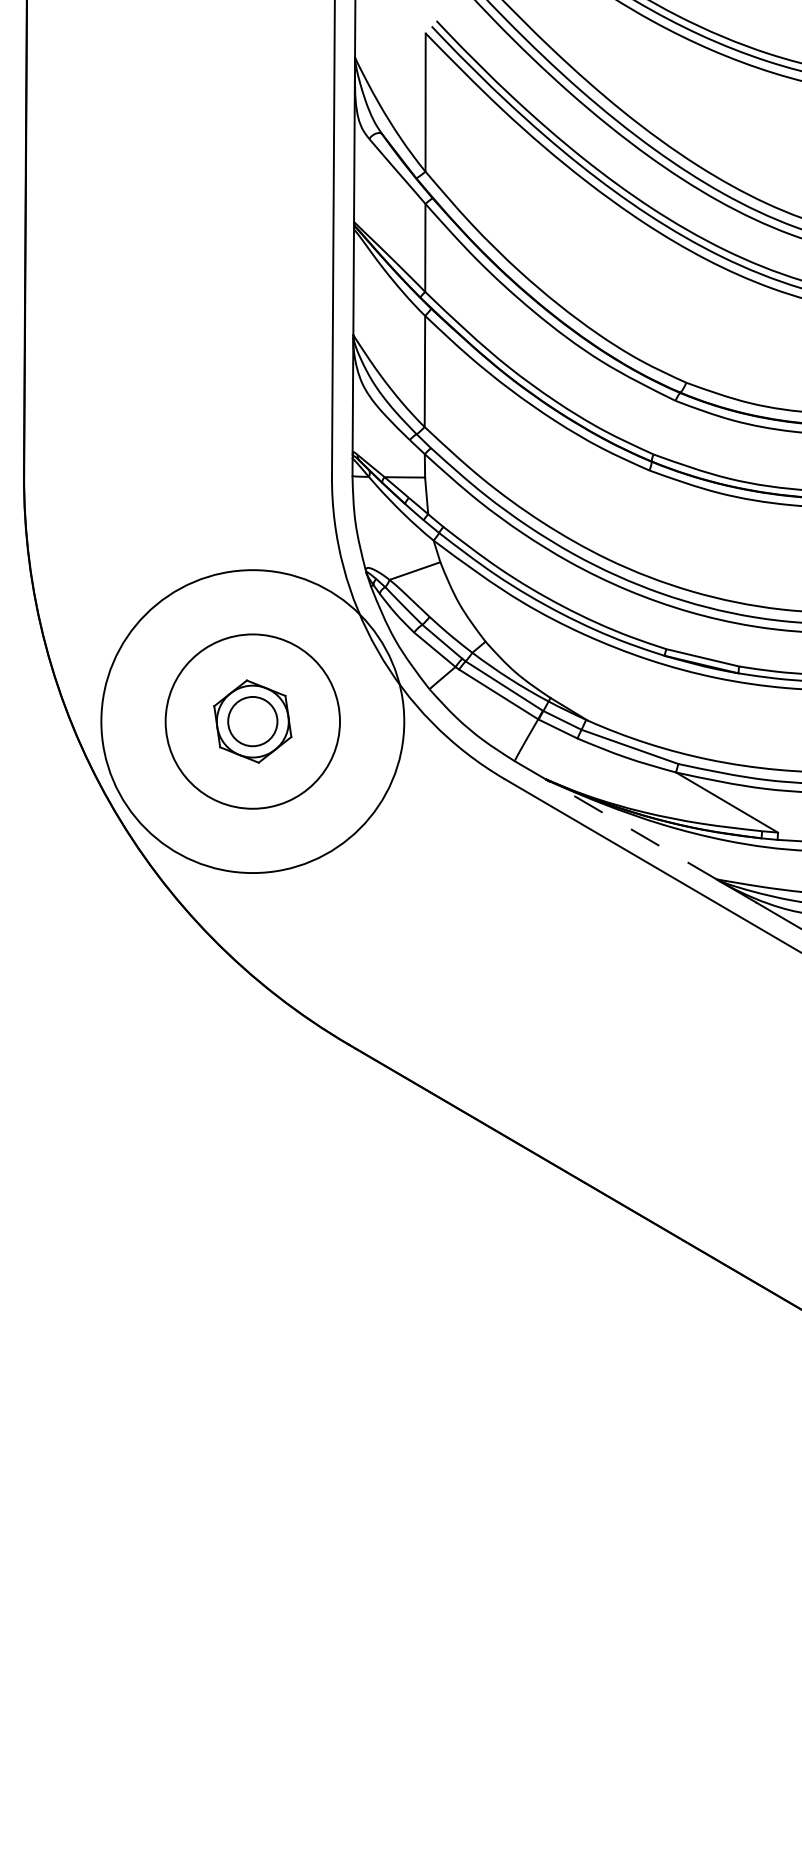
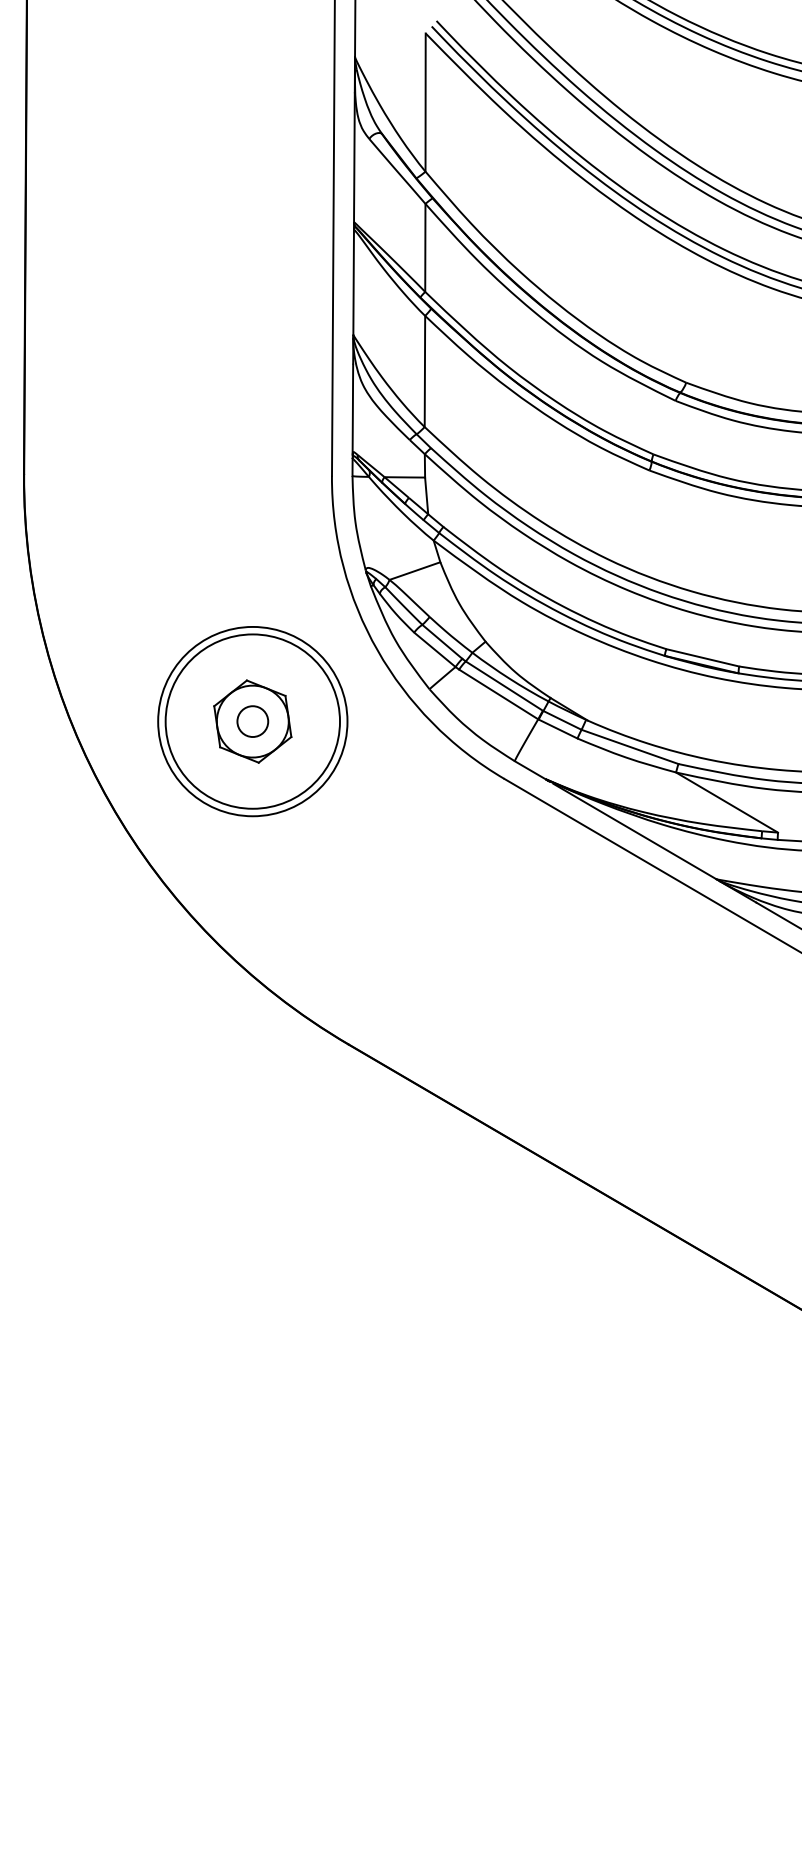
circle diameter: 303 px -> 189 px (252, 721)
circle diameter: 49 px -> 31 px (252, 721)
line: dashed -> solid (634, 831)
